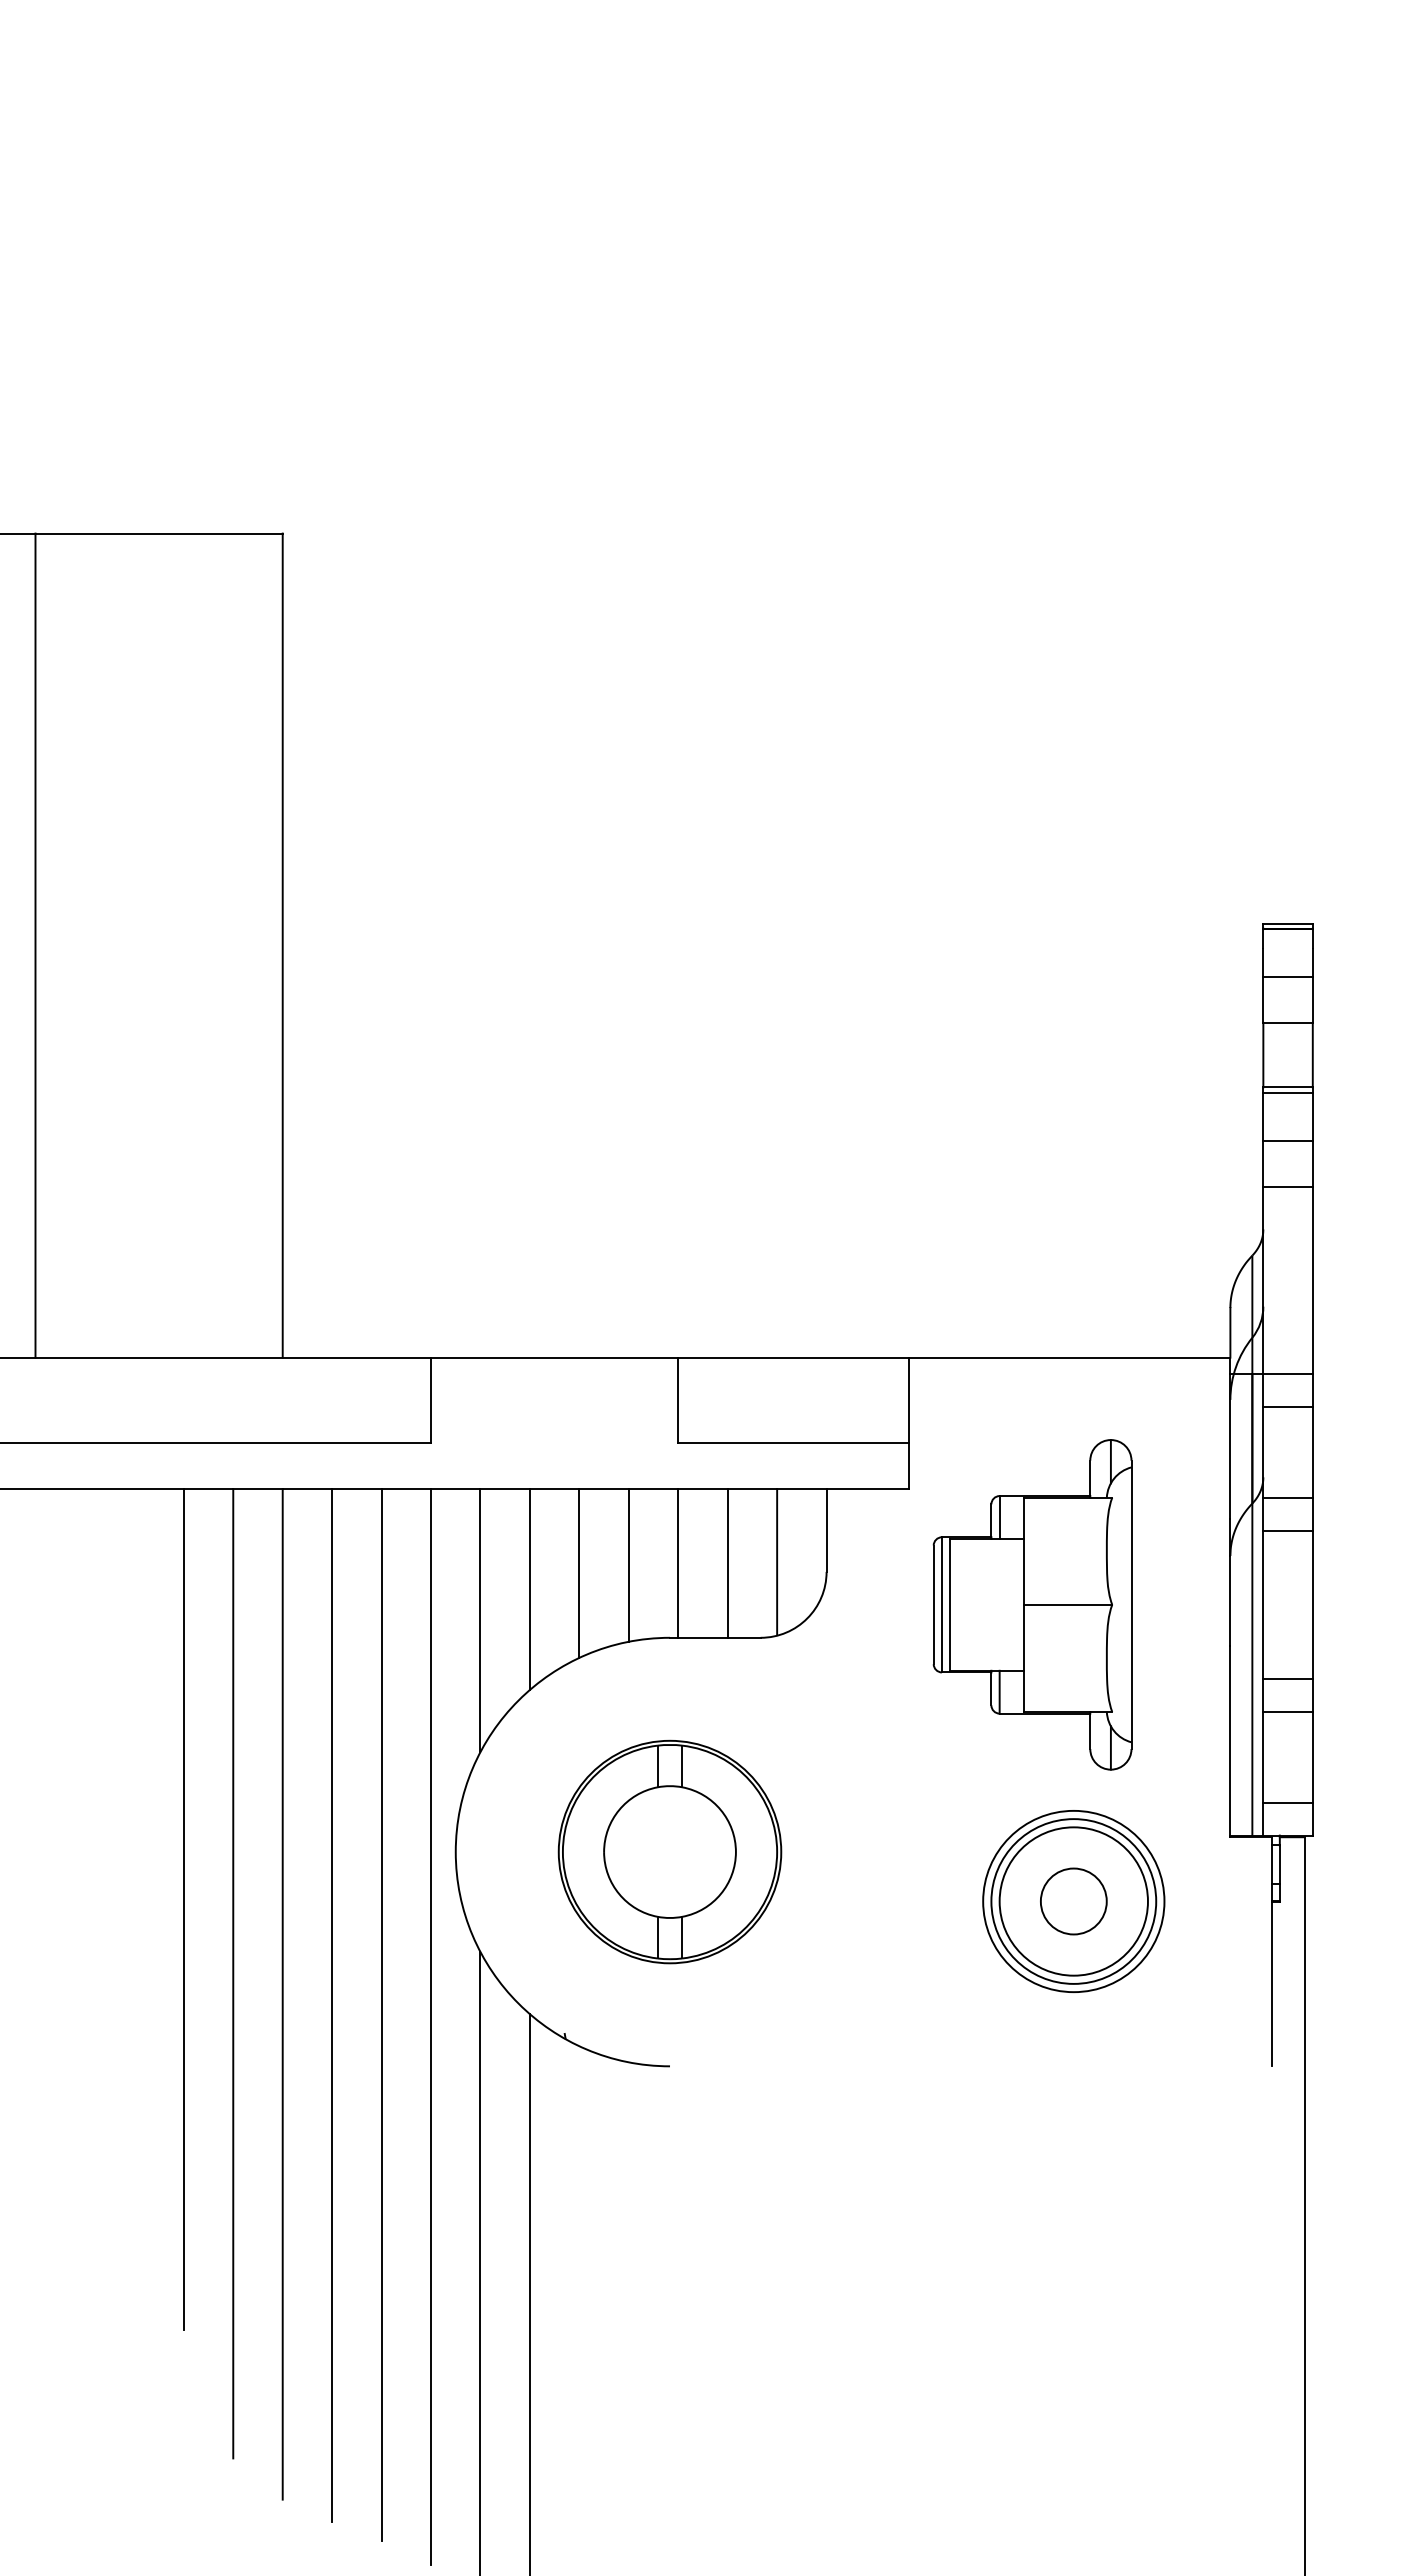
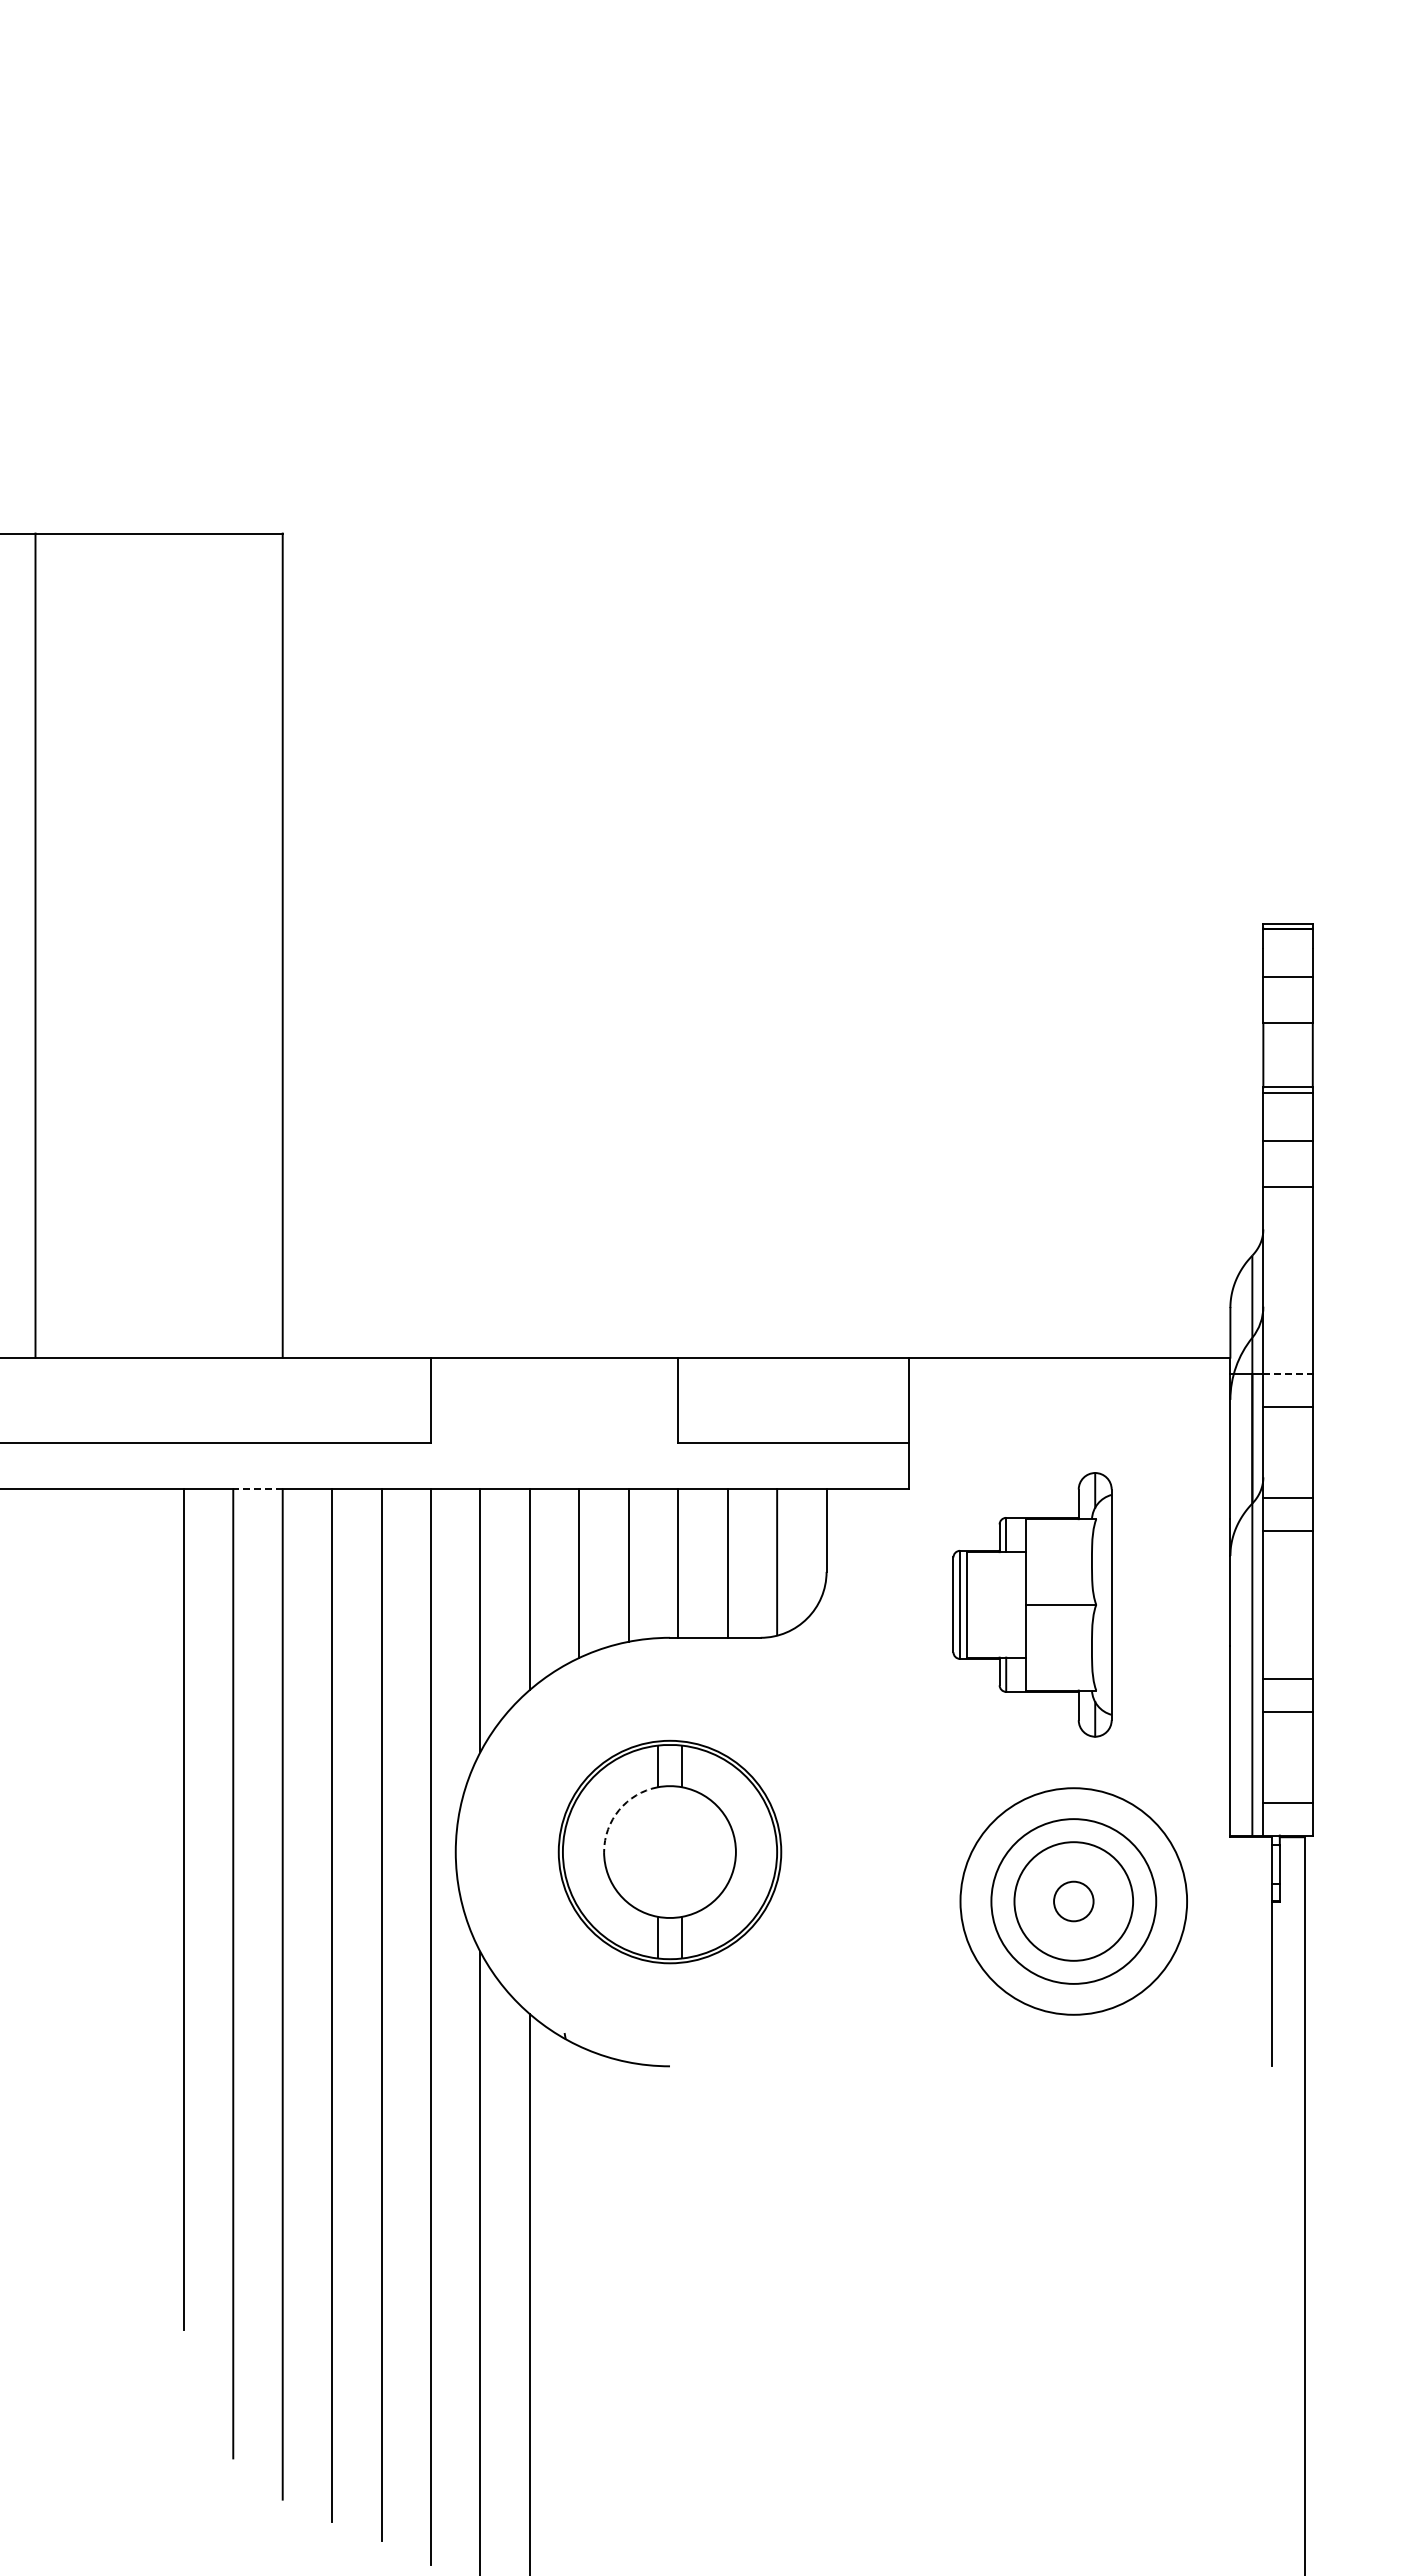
line: solid -> dashed (1288, 1374)
line: solid -> dashed (257, 1489)
part size: 201x332 px -> 161x266 px (1032, 1604)
arc: solid -> dashed (619, 1810)
circle diameter: 148 px -> 119 px (1073, 1901)
circle diameter: 181 px -> 227 px (1073, 1901)
circle diameter: 66 px -> 40 px (1073, 1901)
